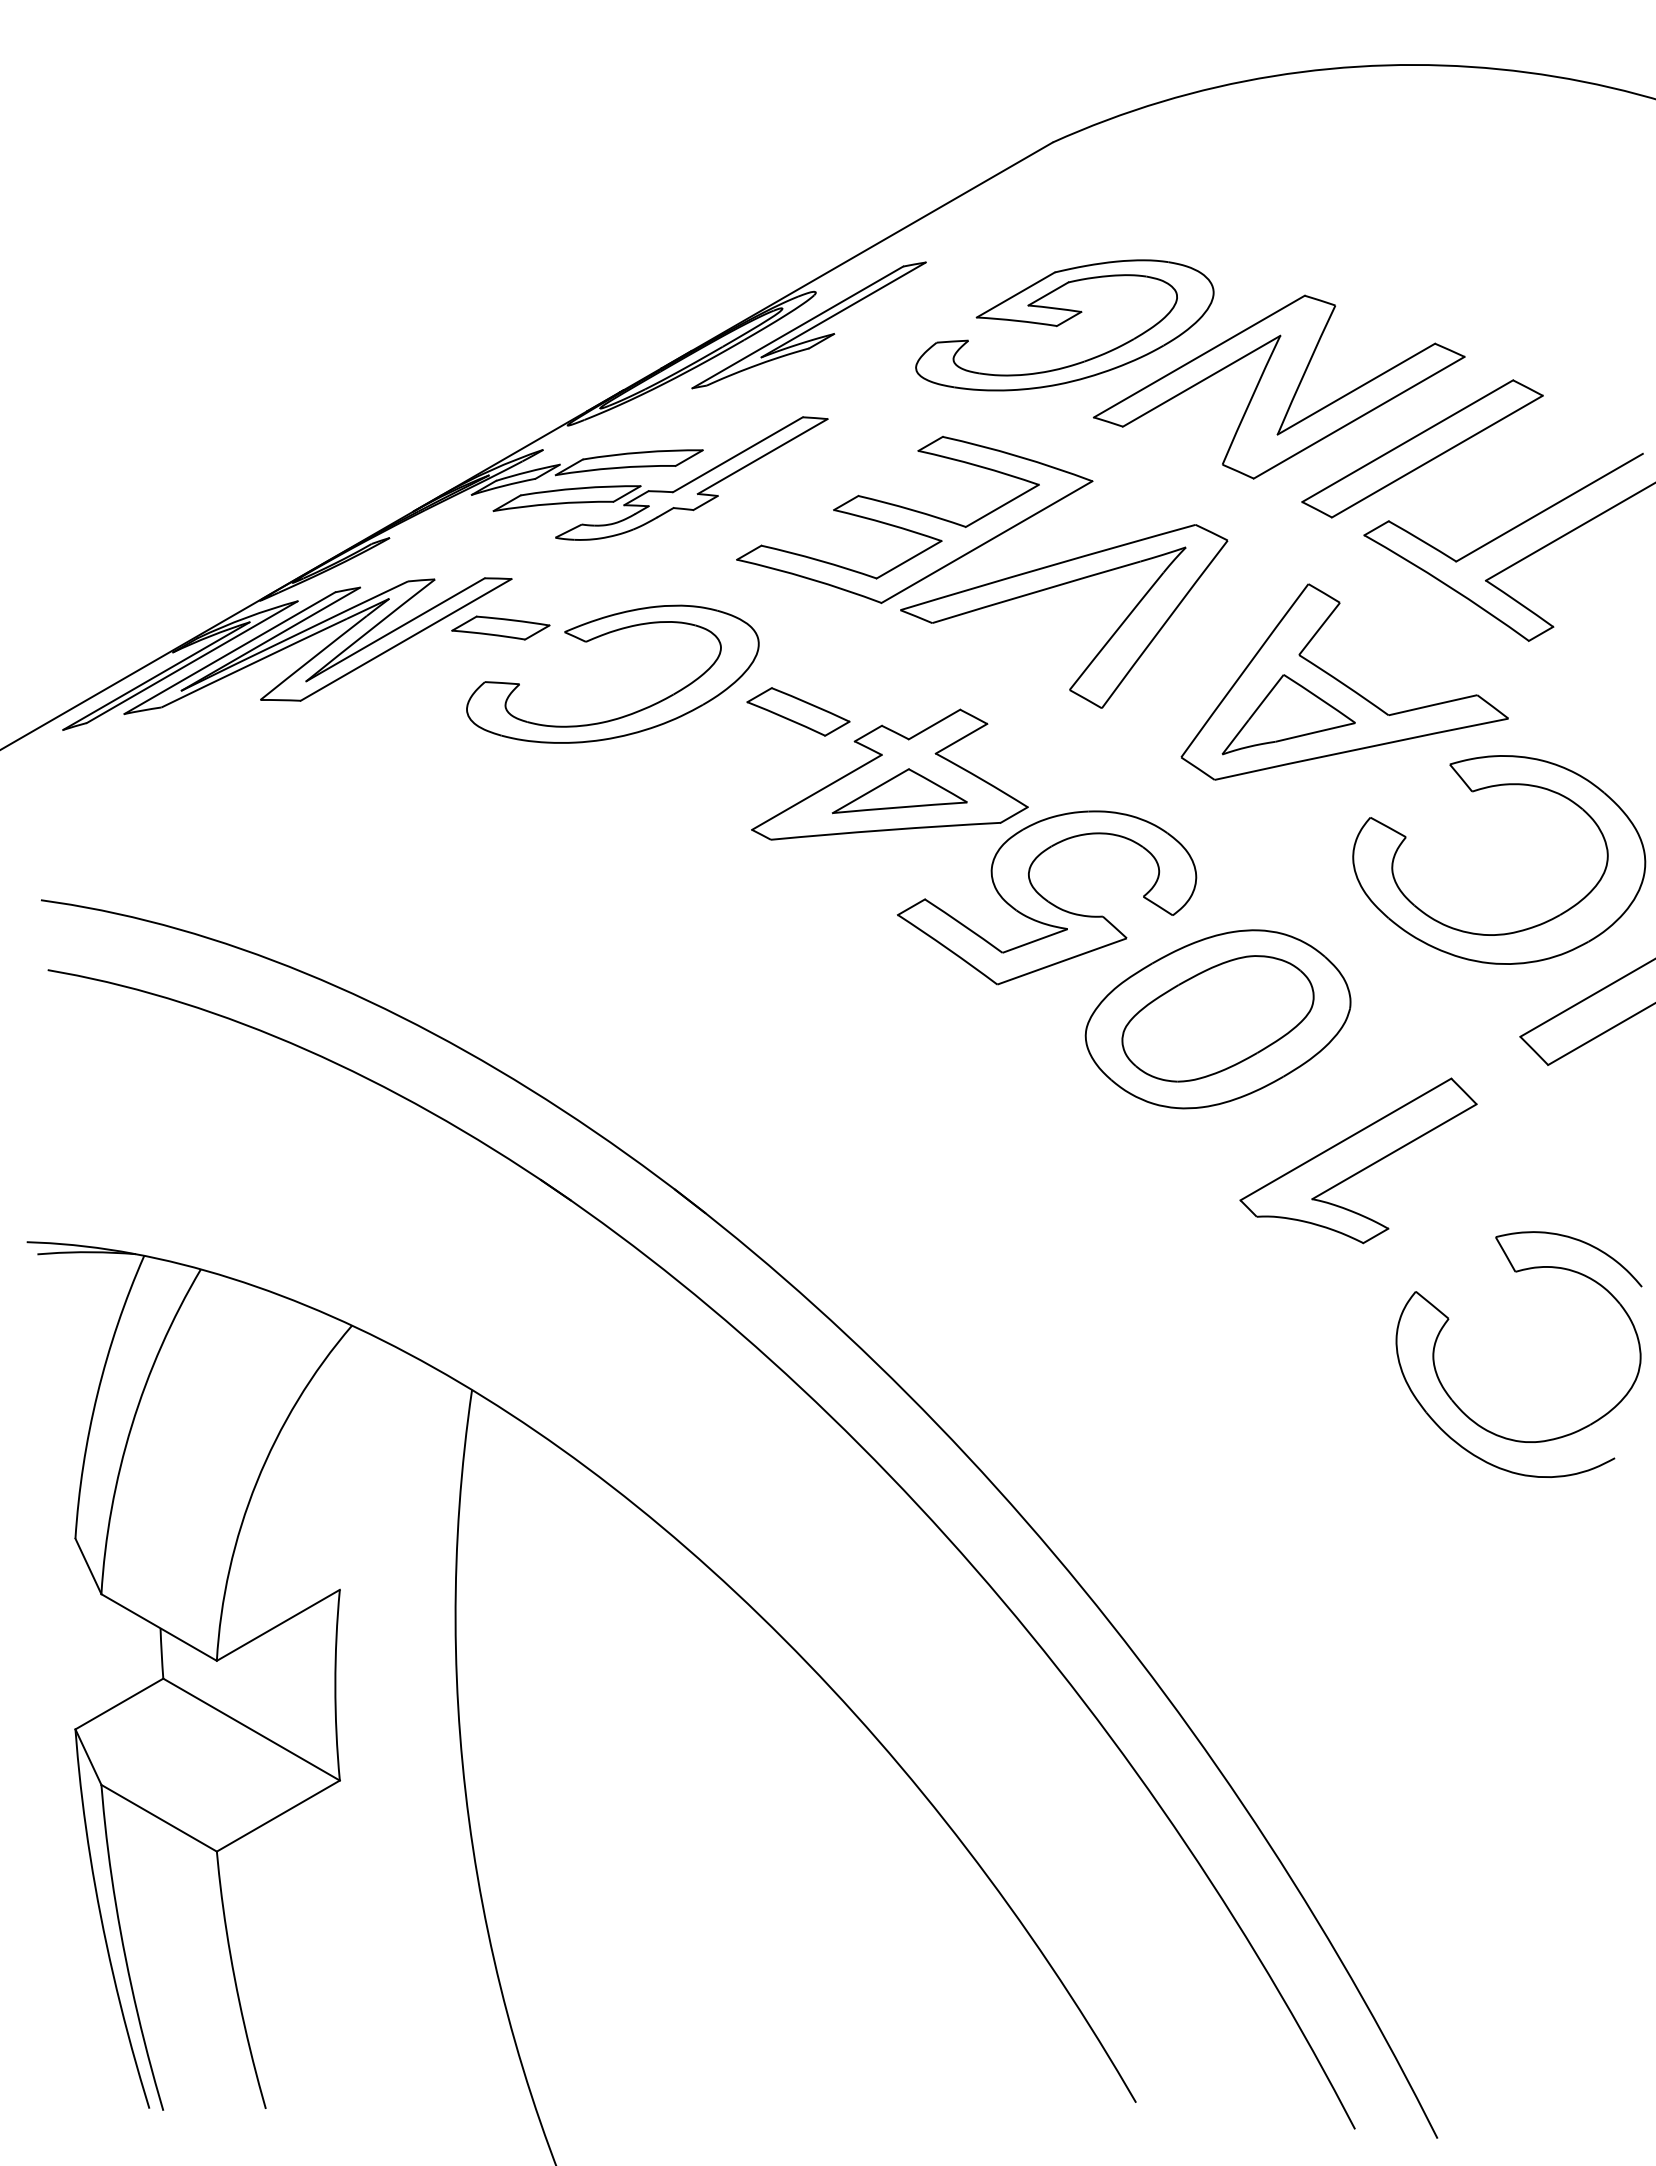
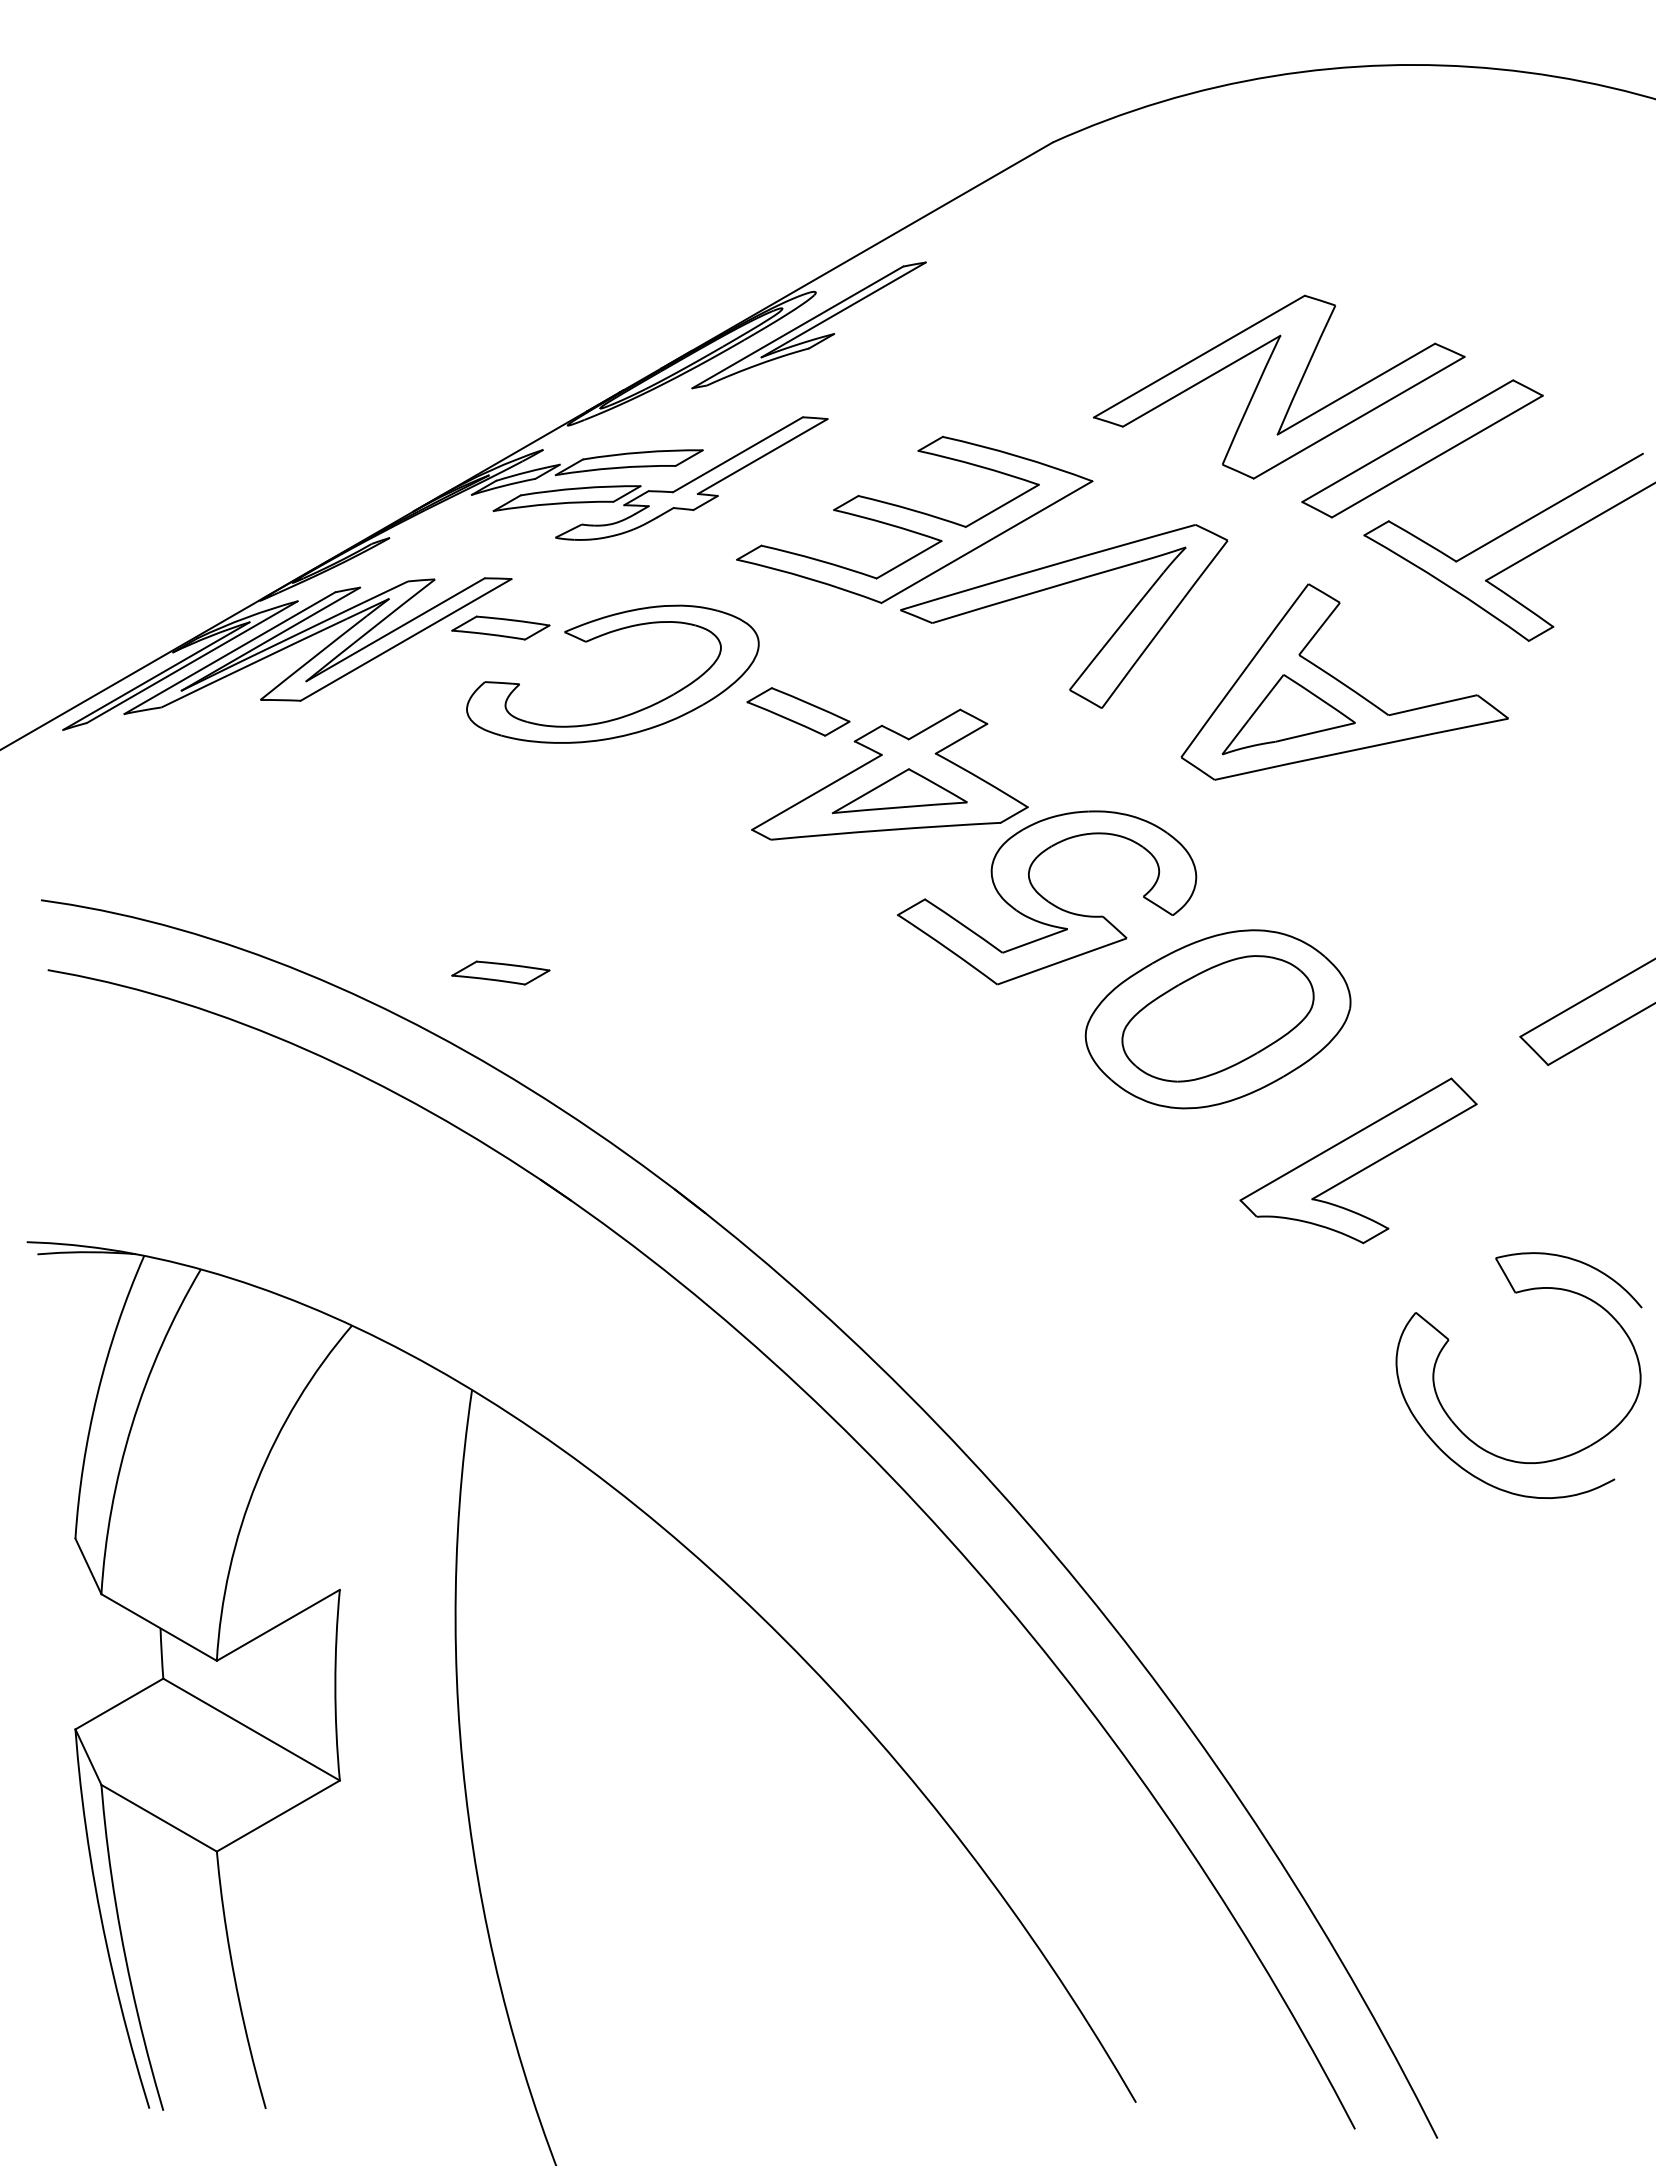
part: present -> none (1064, 325)
part: present -> none (1476, 791)
part: none -> present (500, 972)
part position: (1449, 1319) -> (1449, 1340) (1449, 1340)
